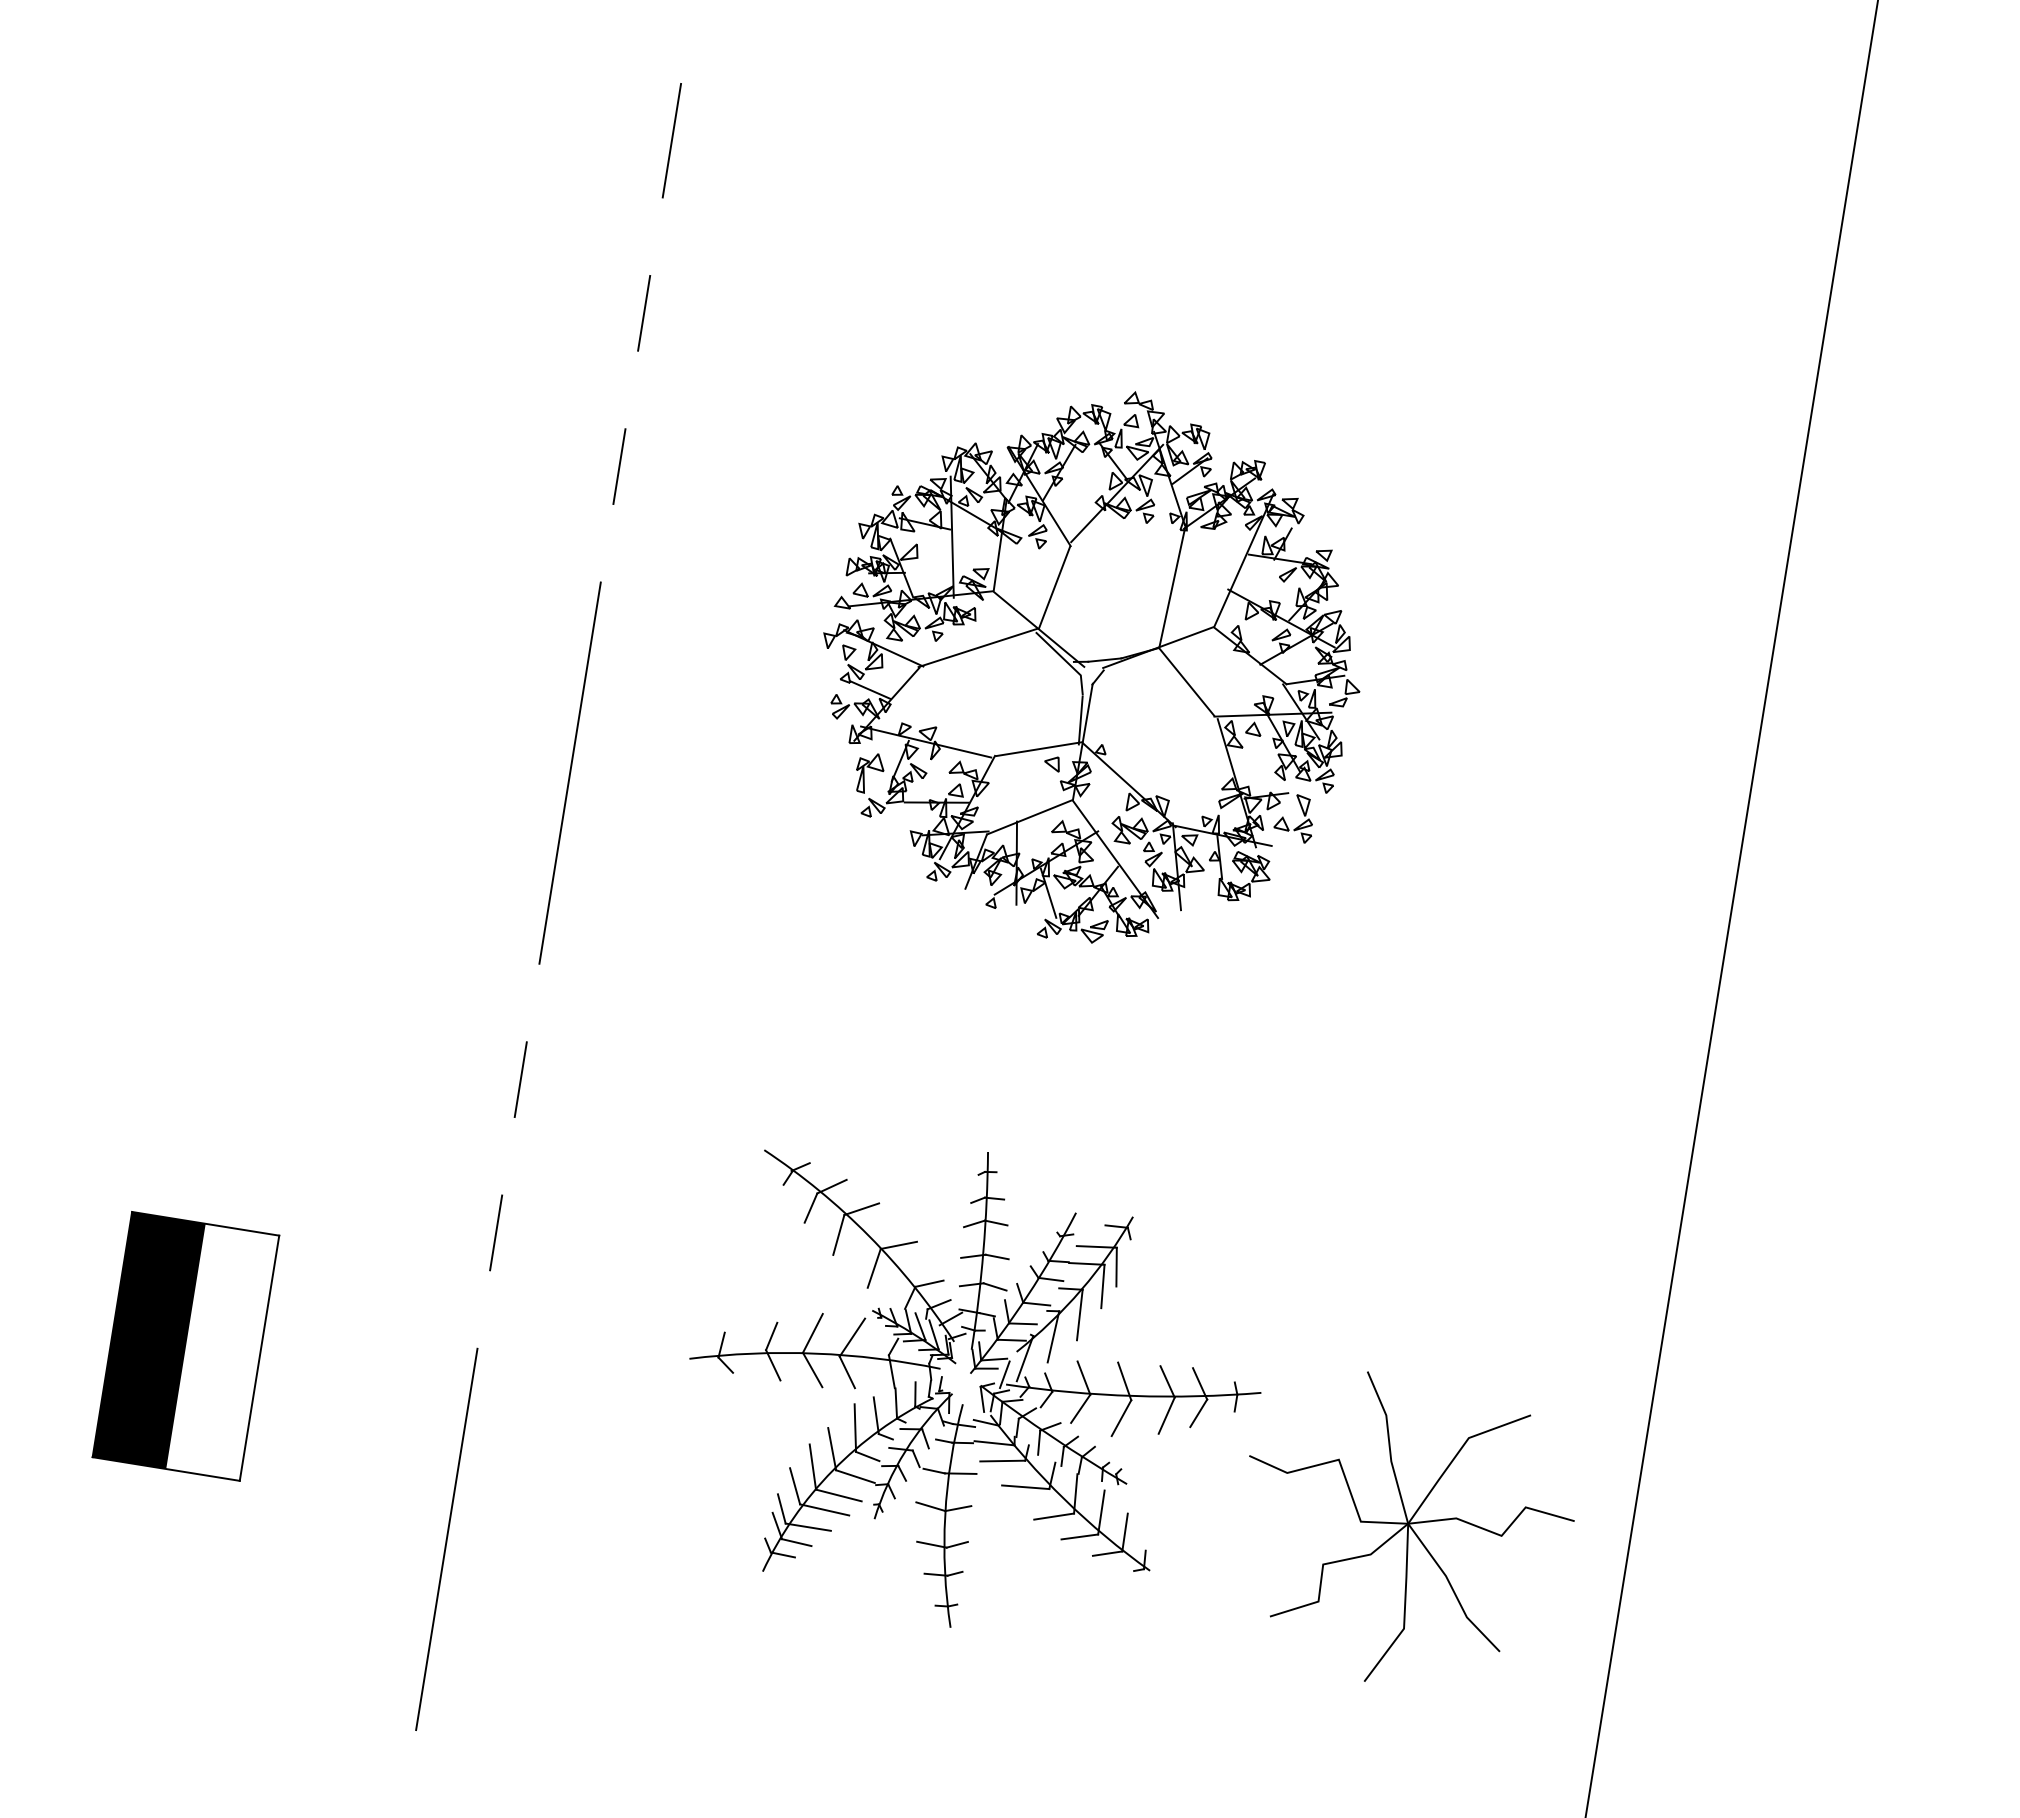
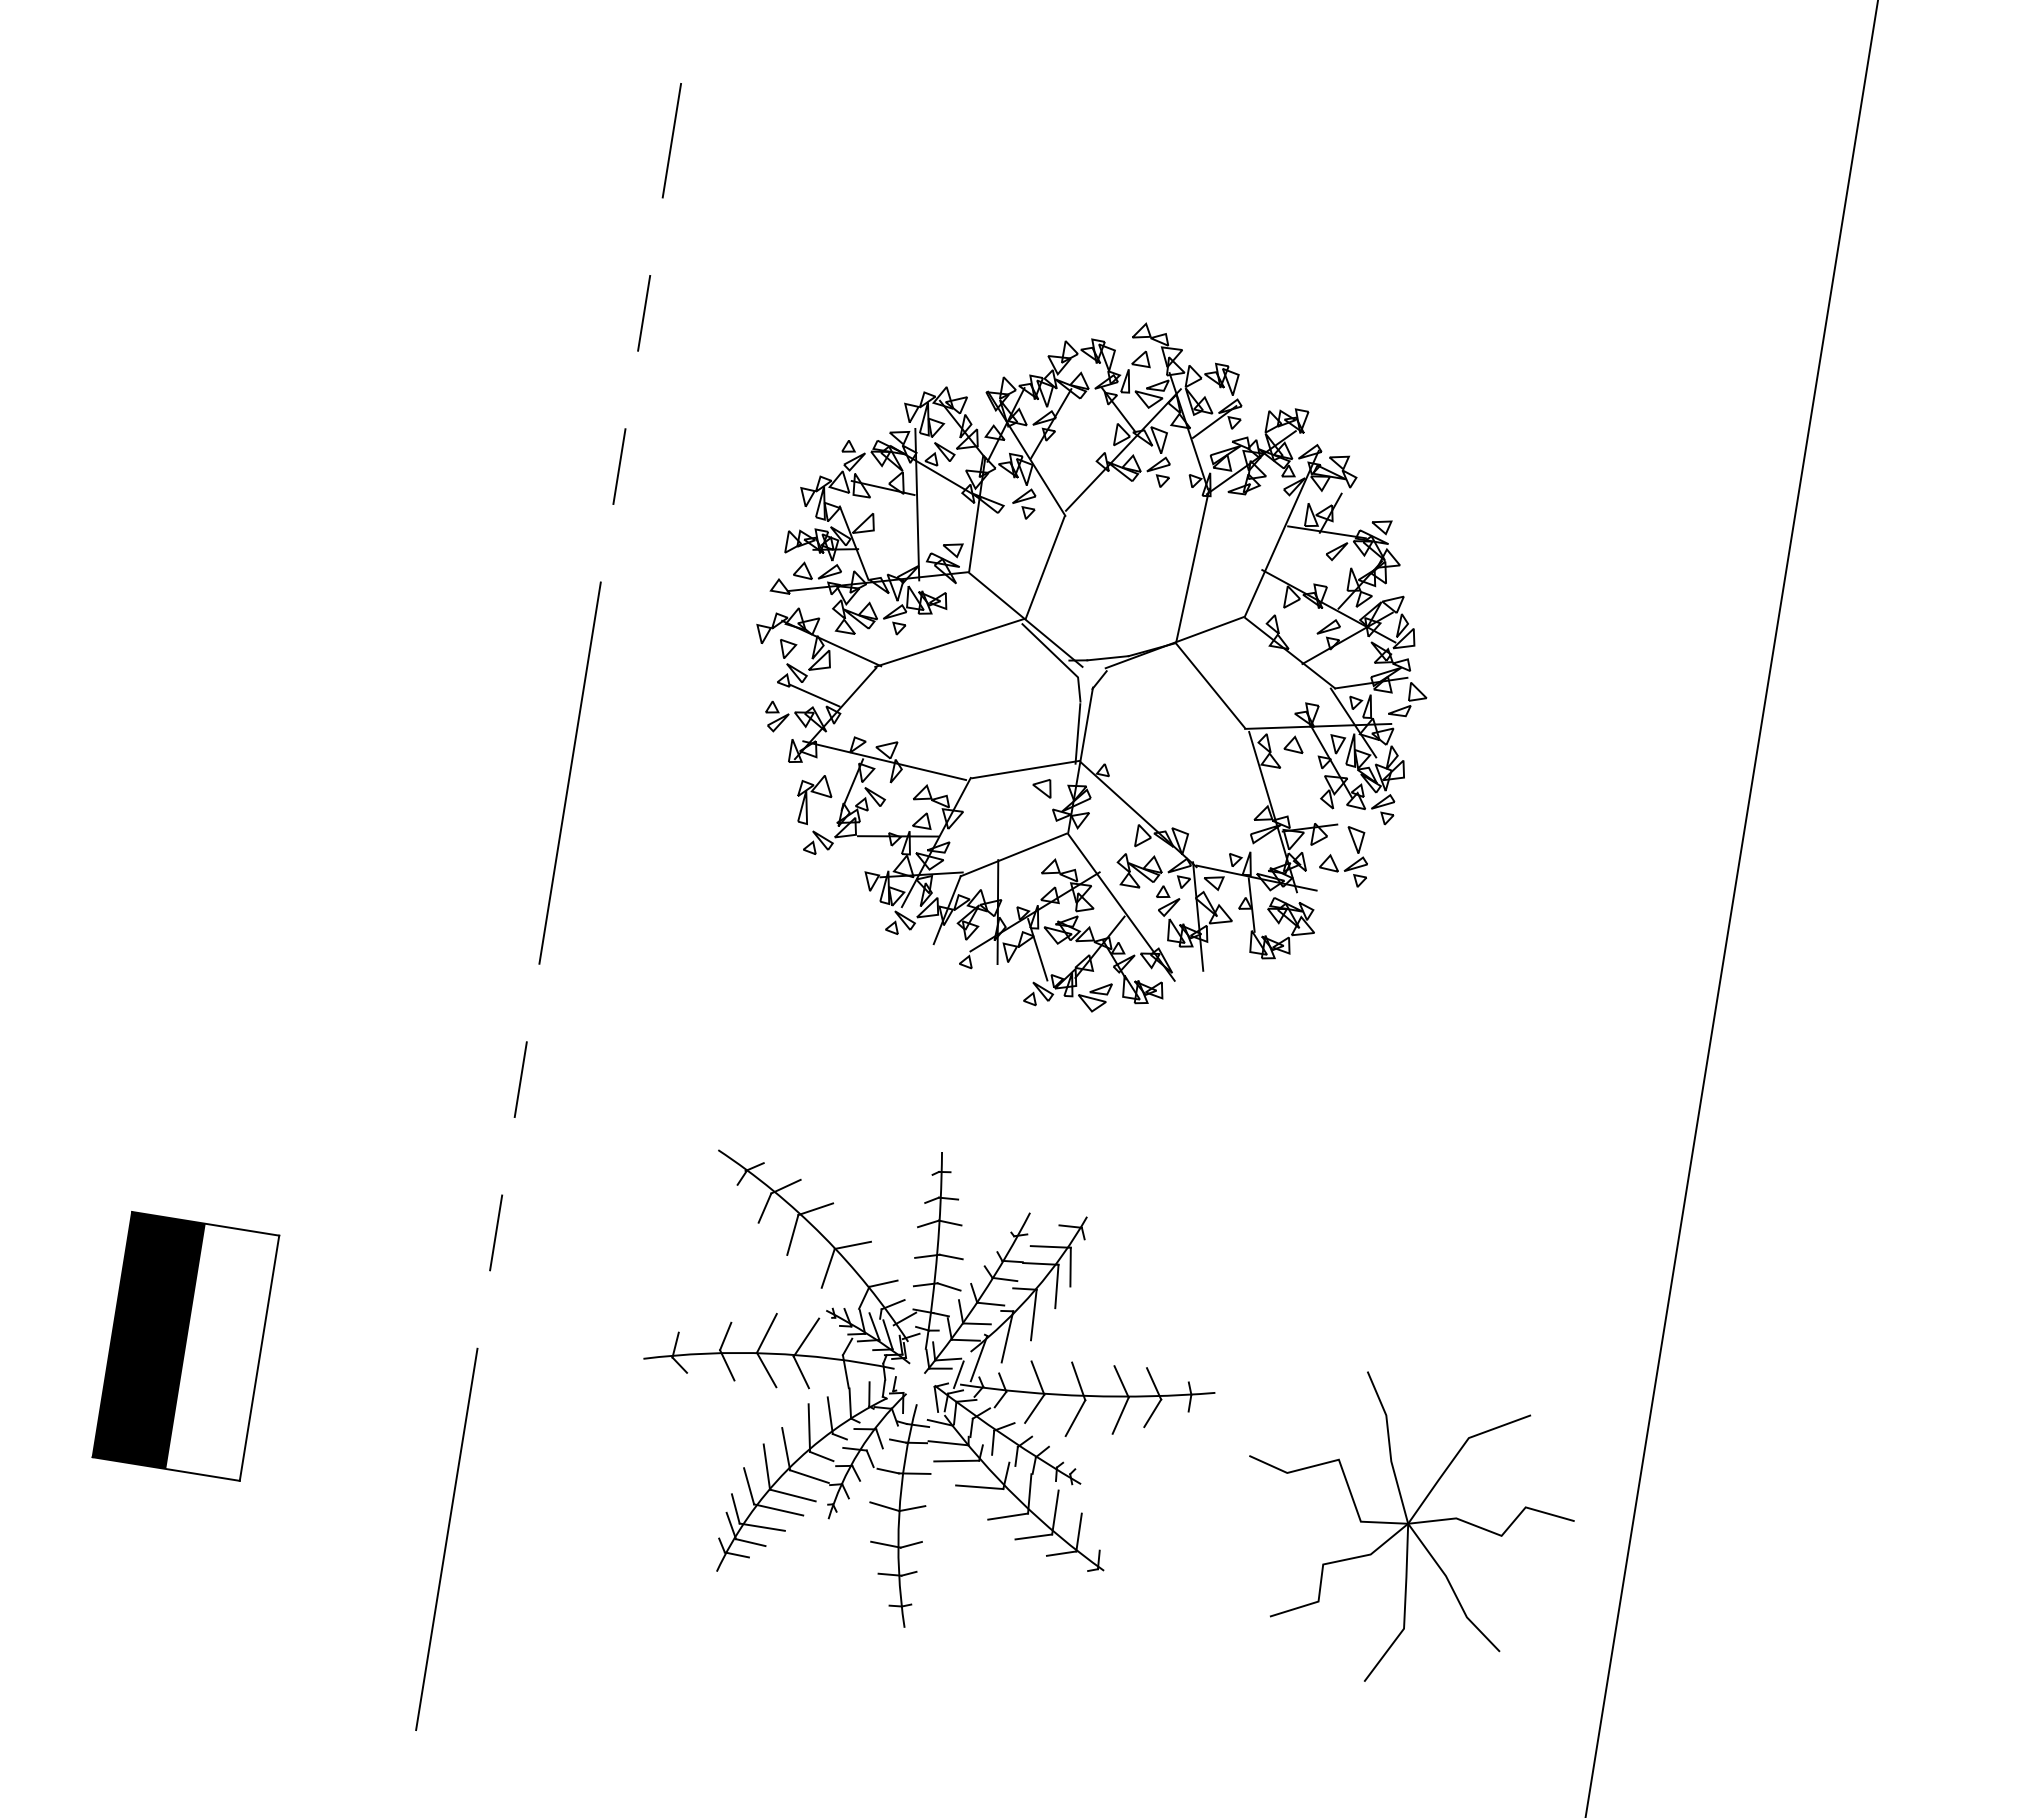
part size: 538x553 px -> 672x691 px (1091, 667)
part position: (975, 1388) -> (929, 1388) (929, 1388)
